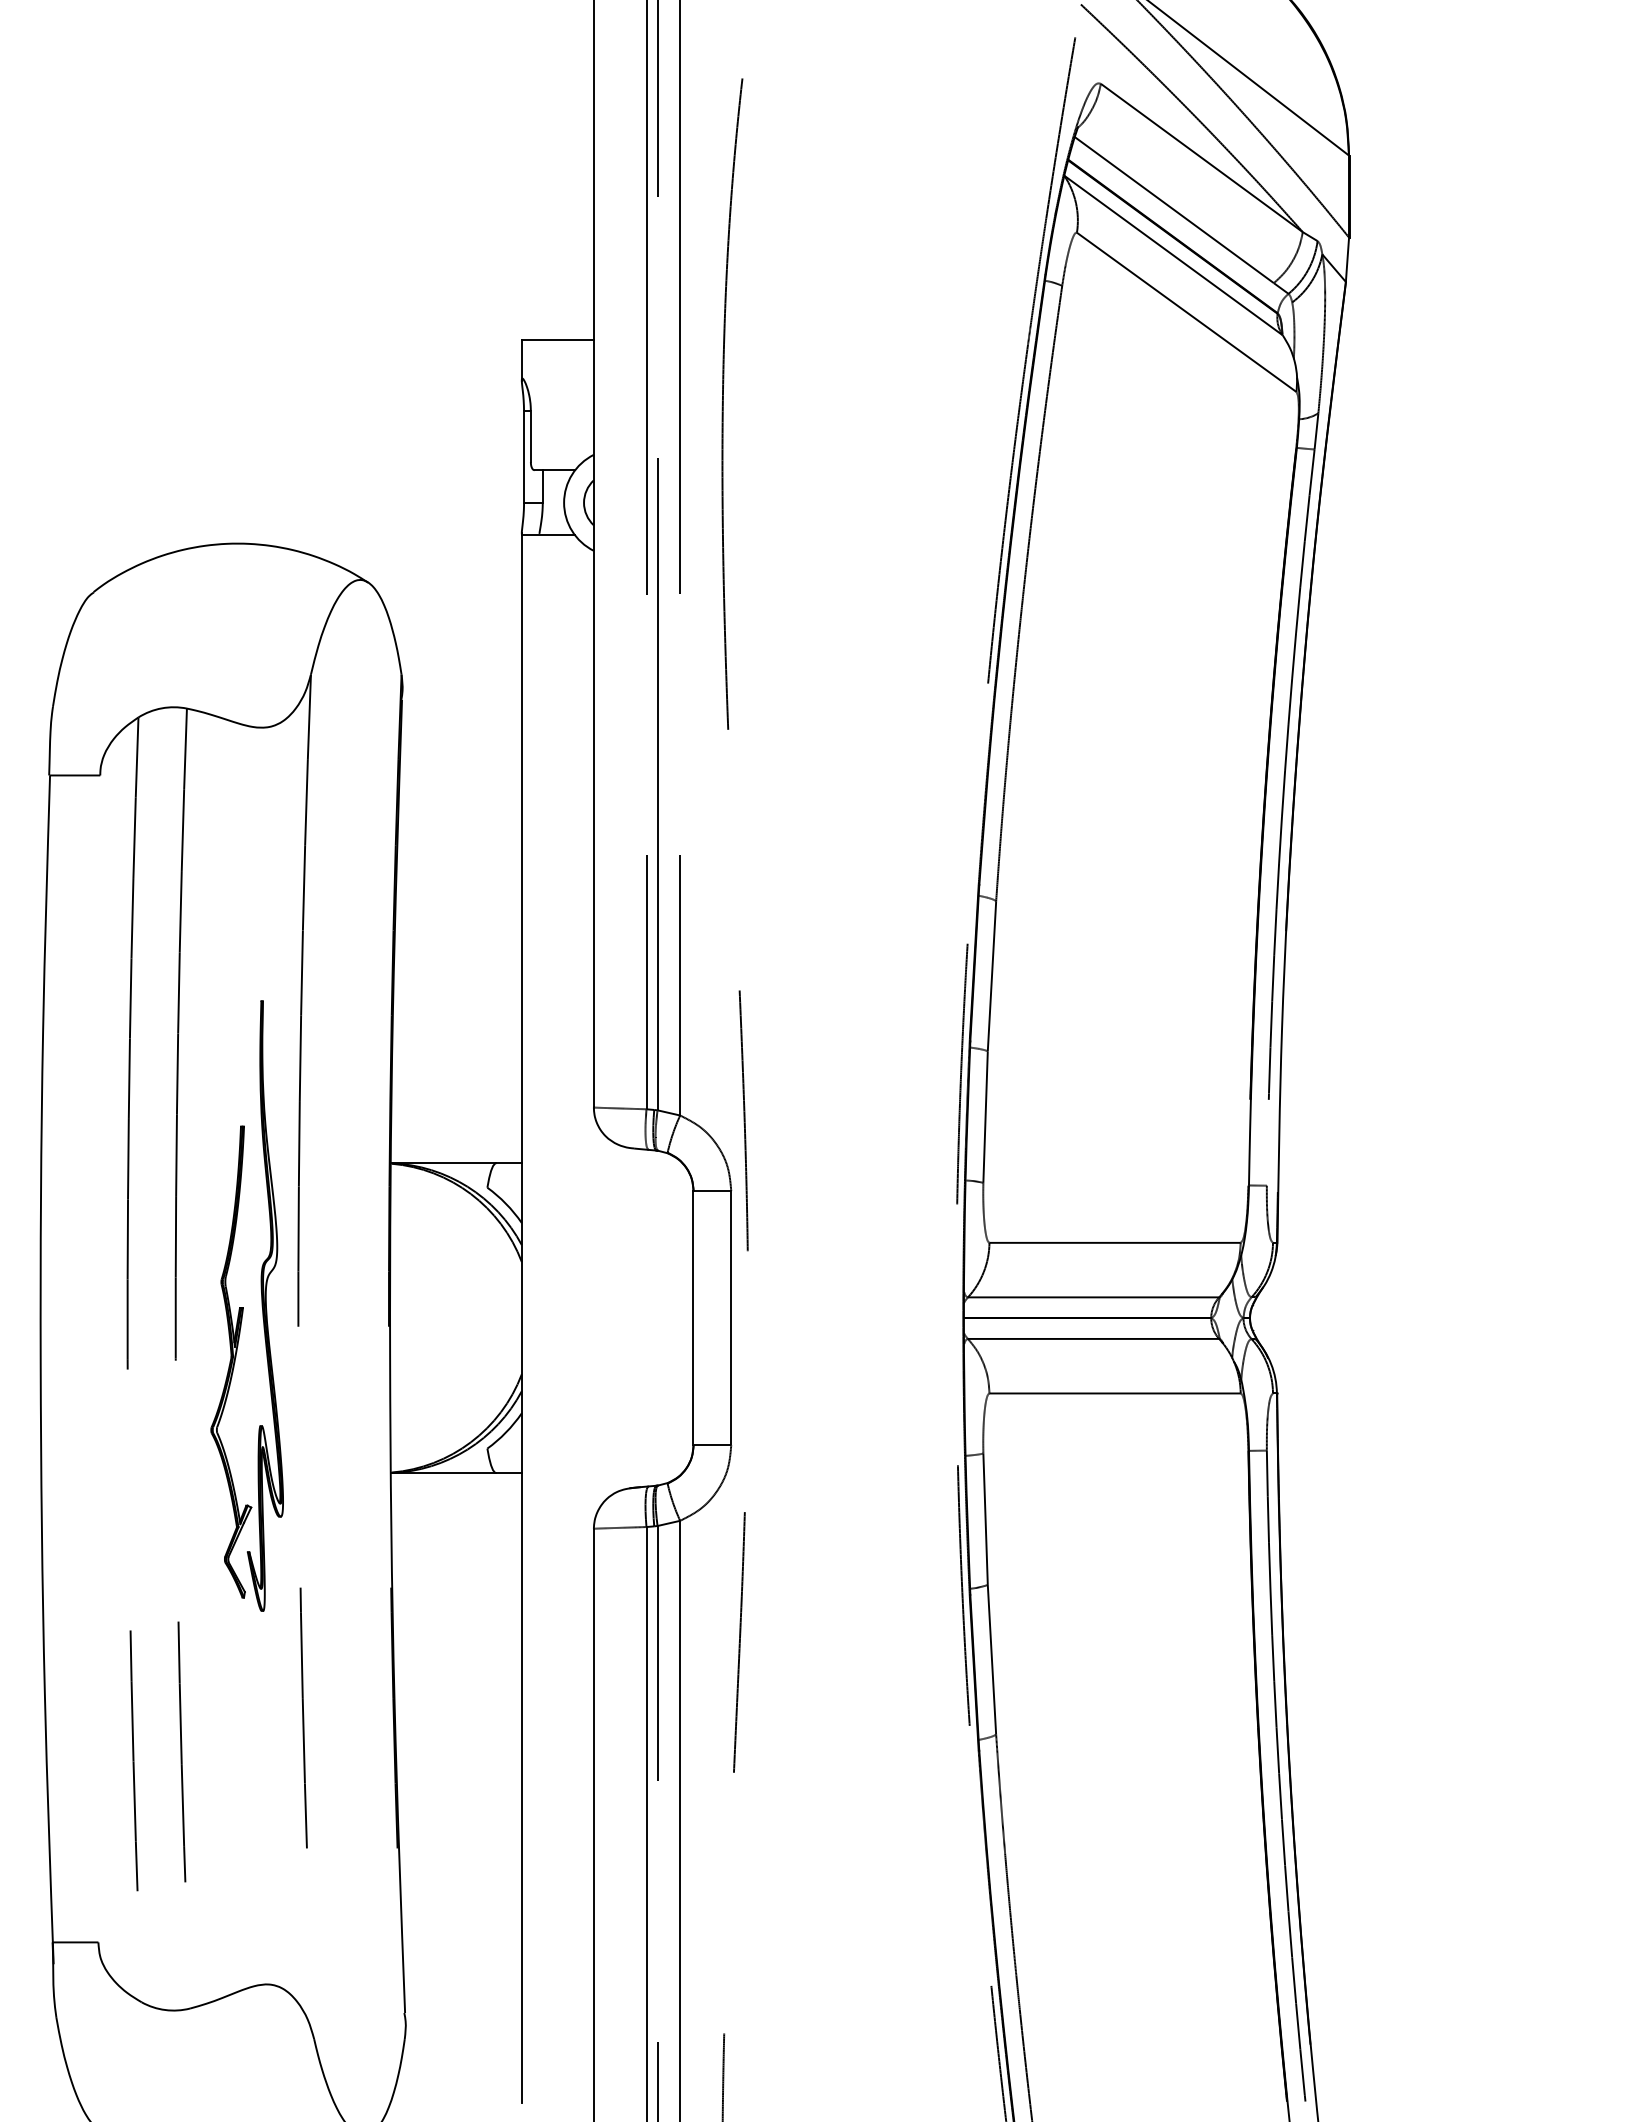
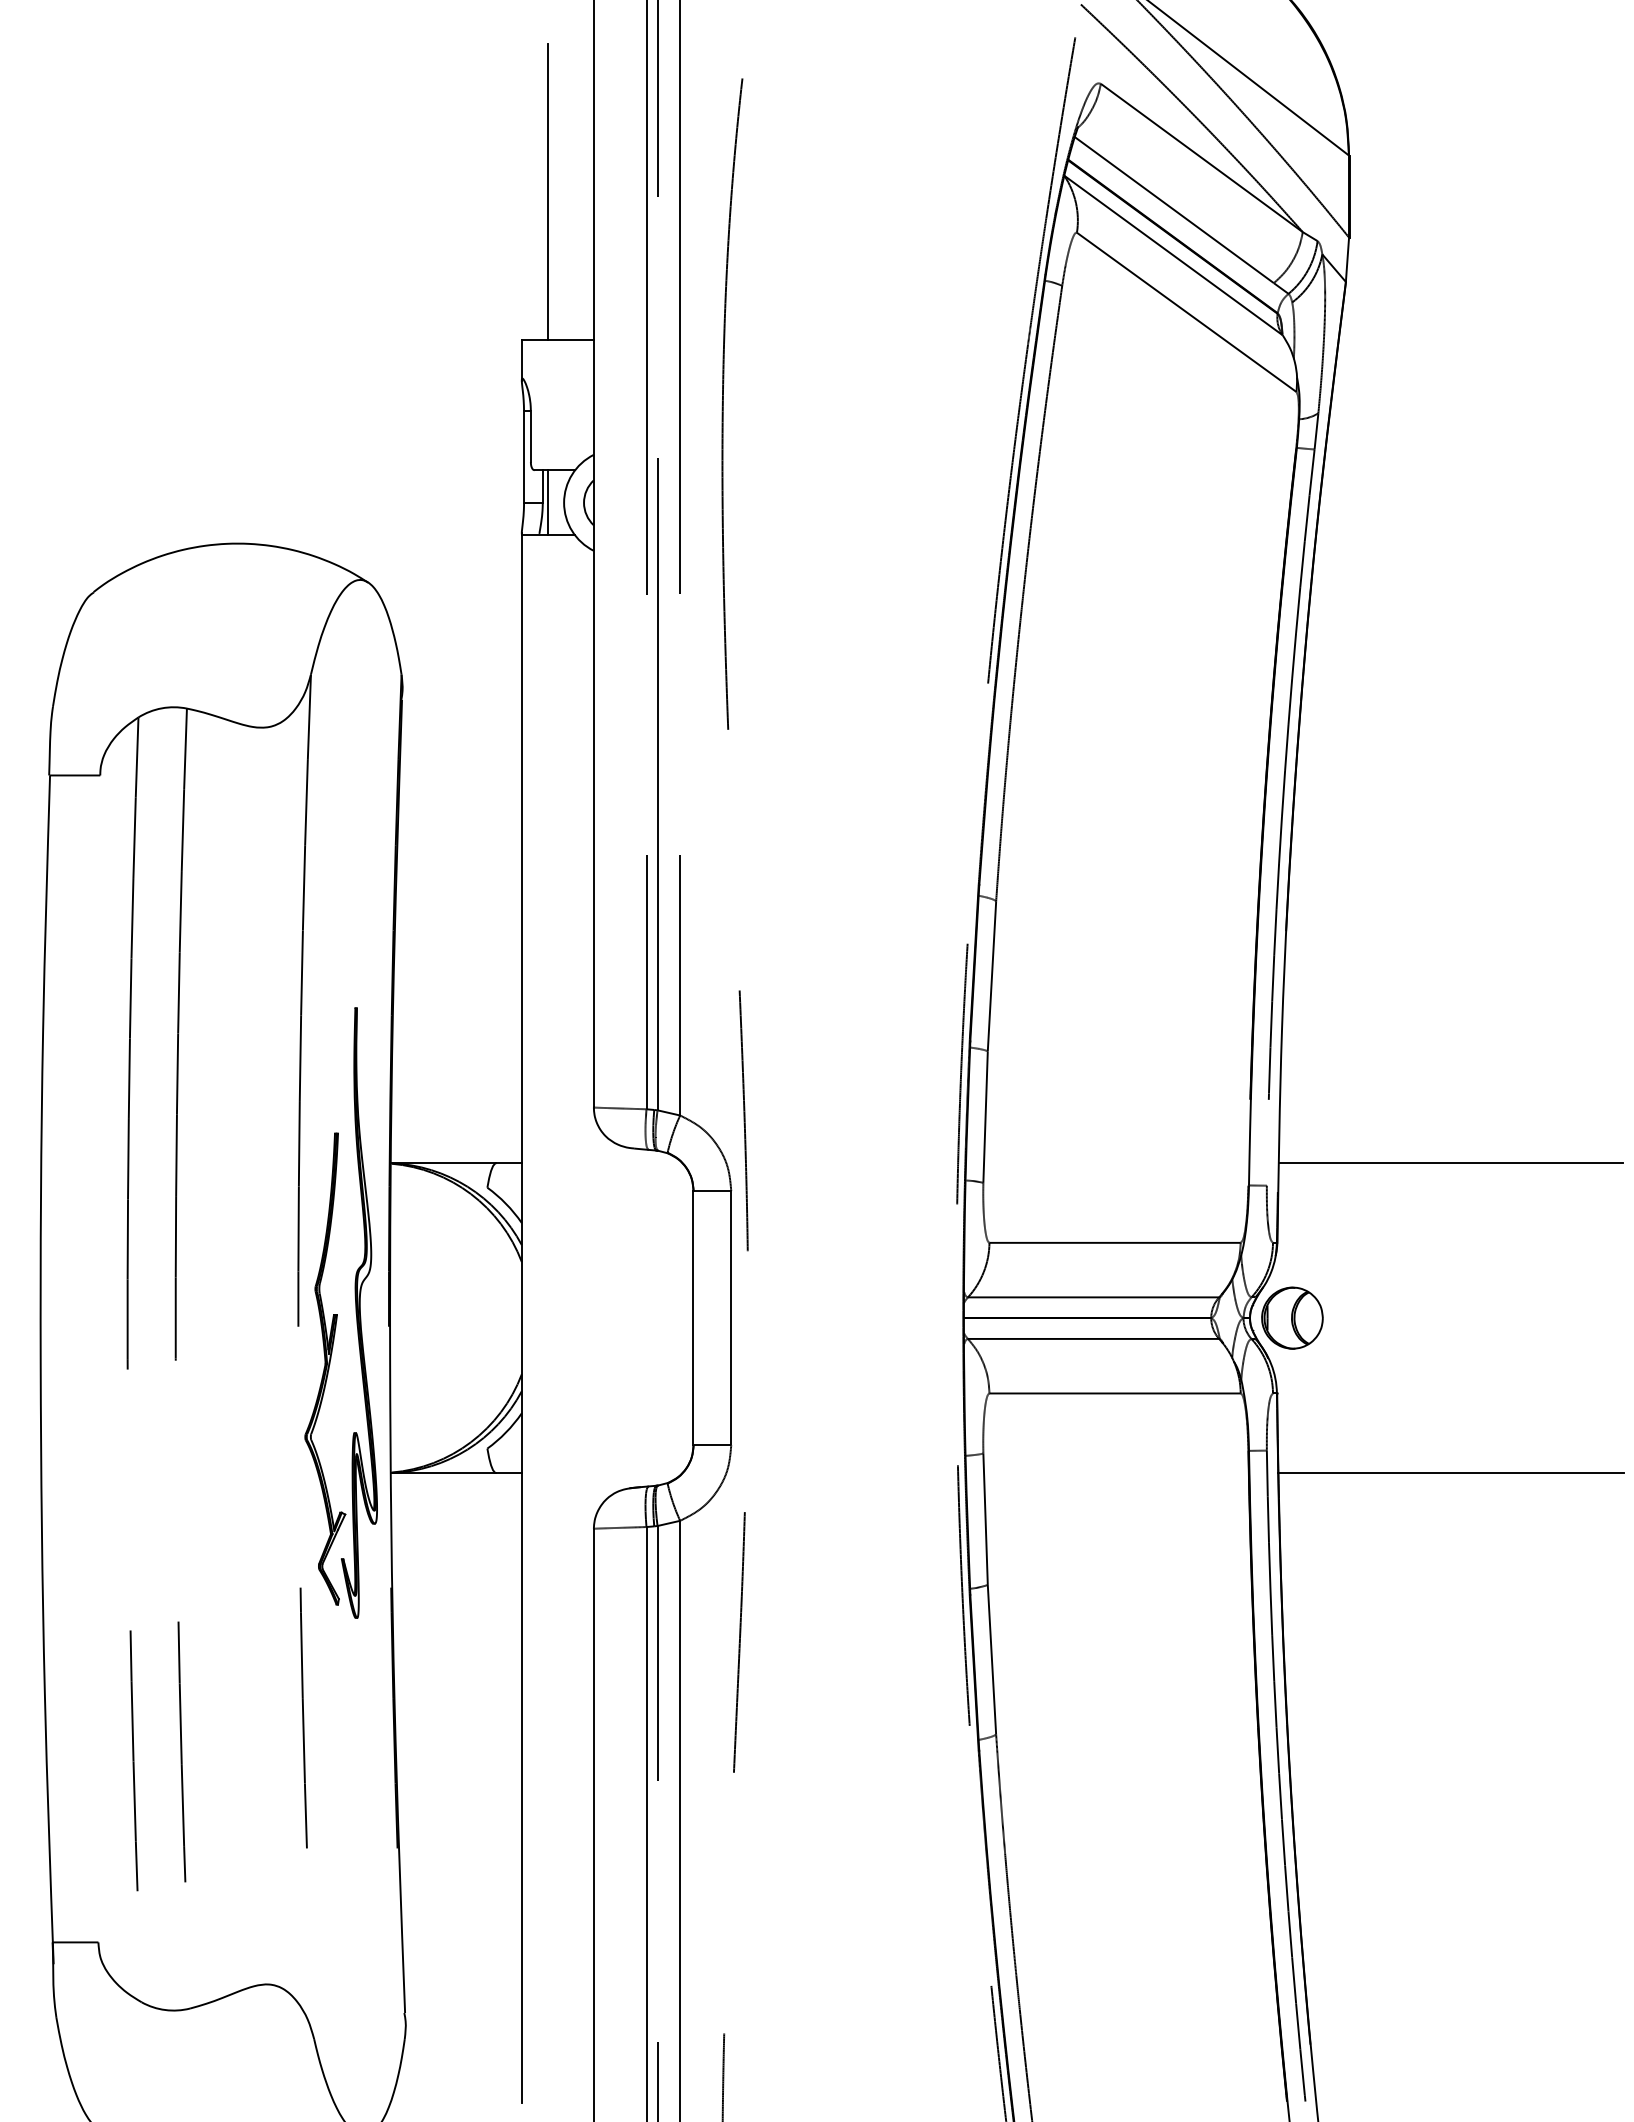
line: none -> present (547, 191)
line: none -> present (547, 502)
line: none -> present (1450, 1163)
part position: (246, 1305) -> (340, 1312) (340, 1312)
part: none -> present (1292, 1317)
line: none -> present (1450, 1473)
